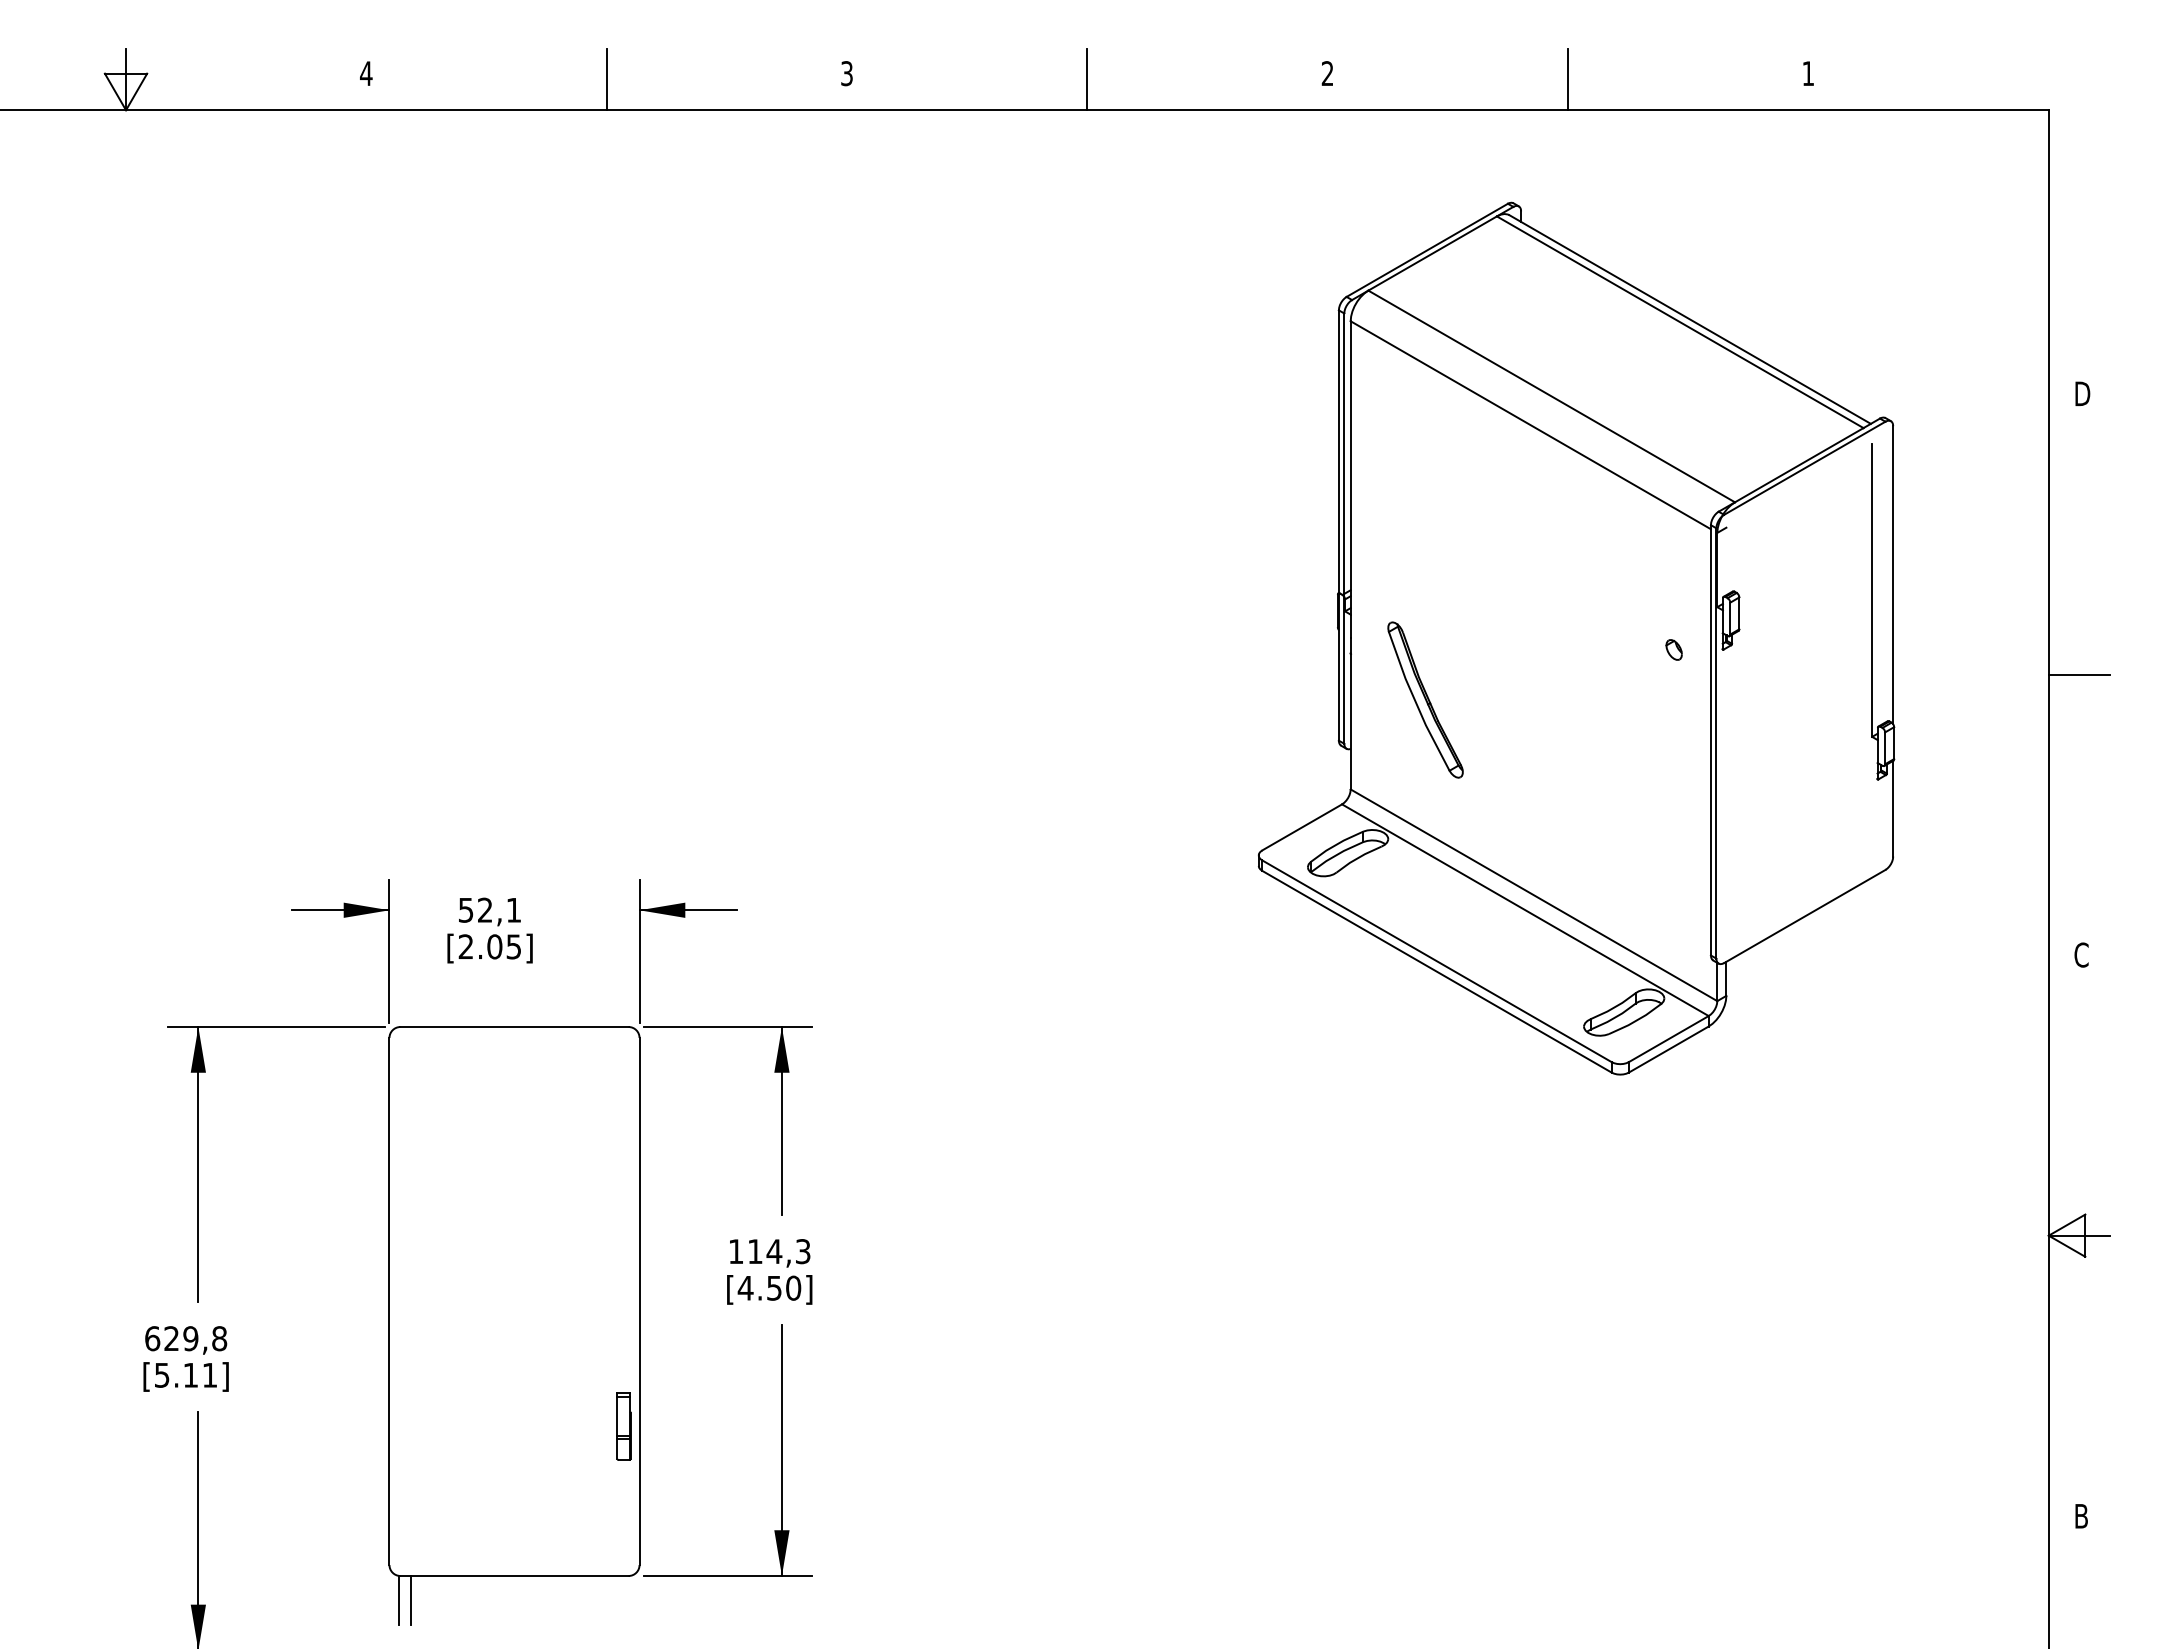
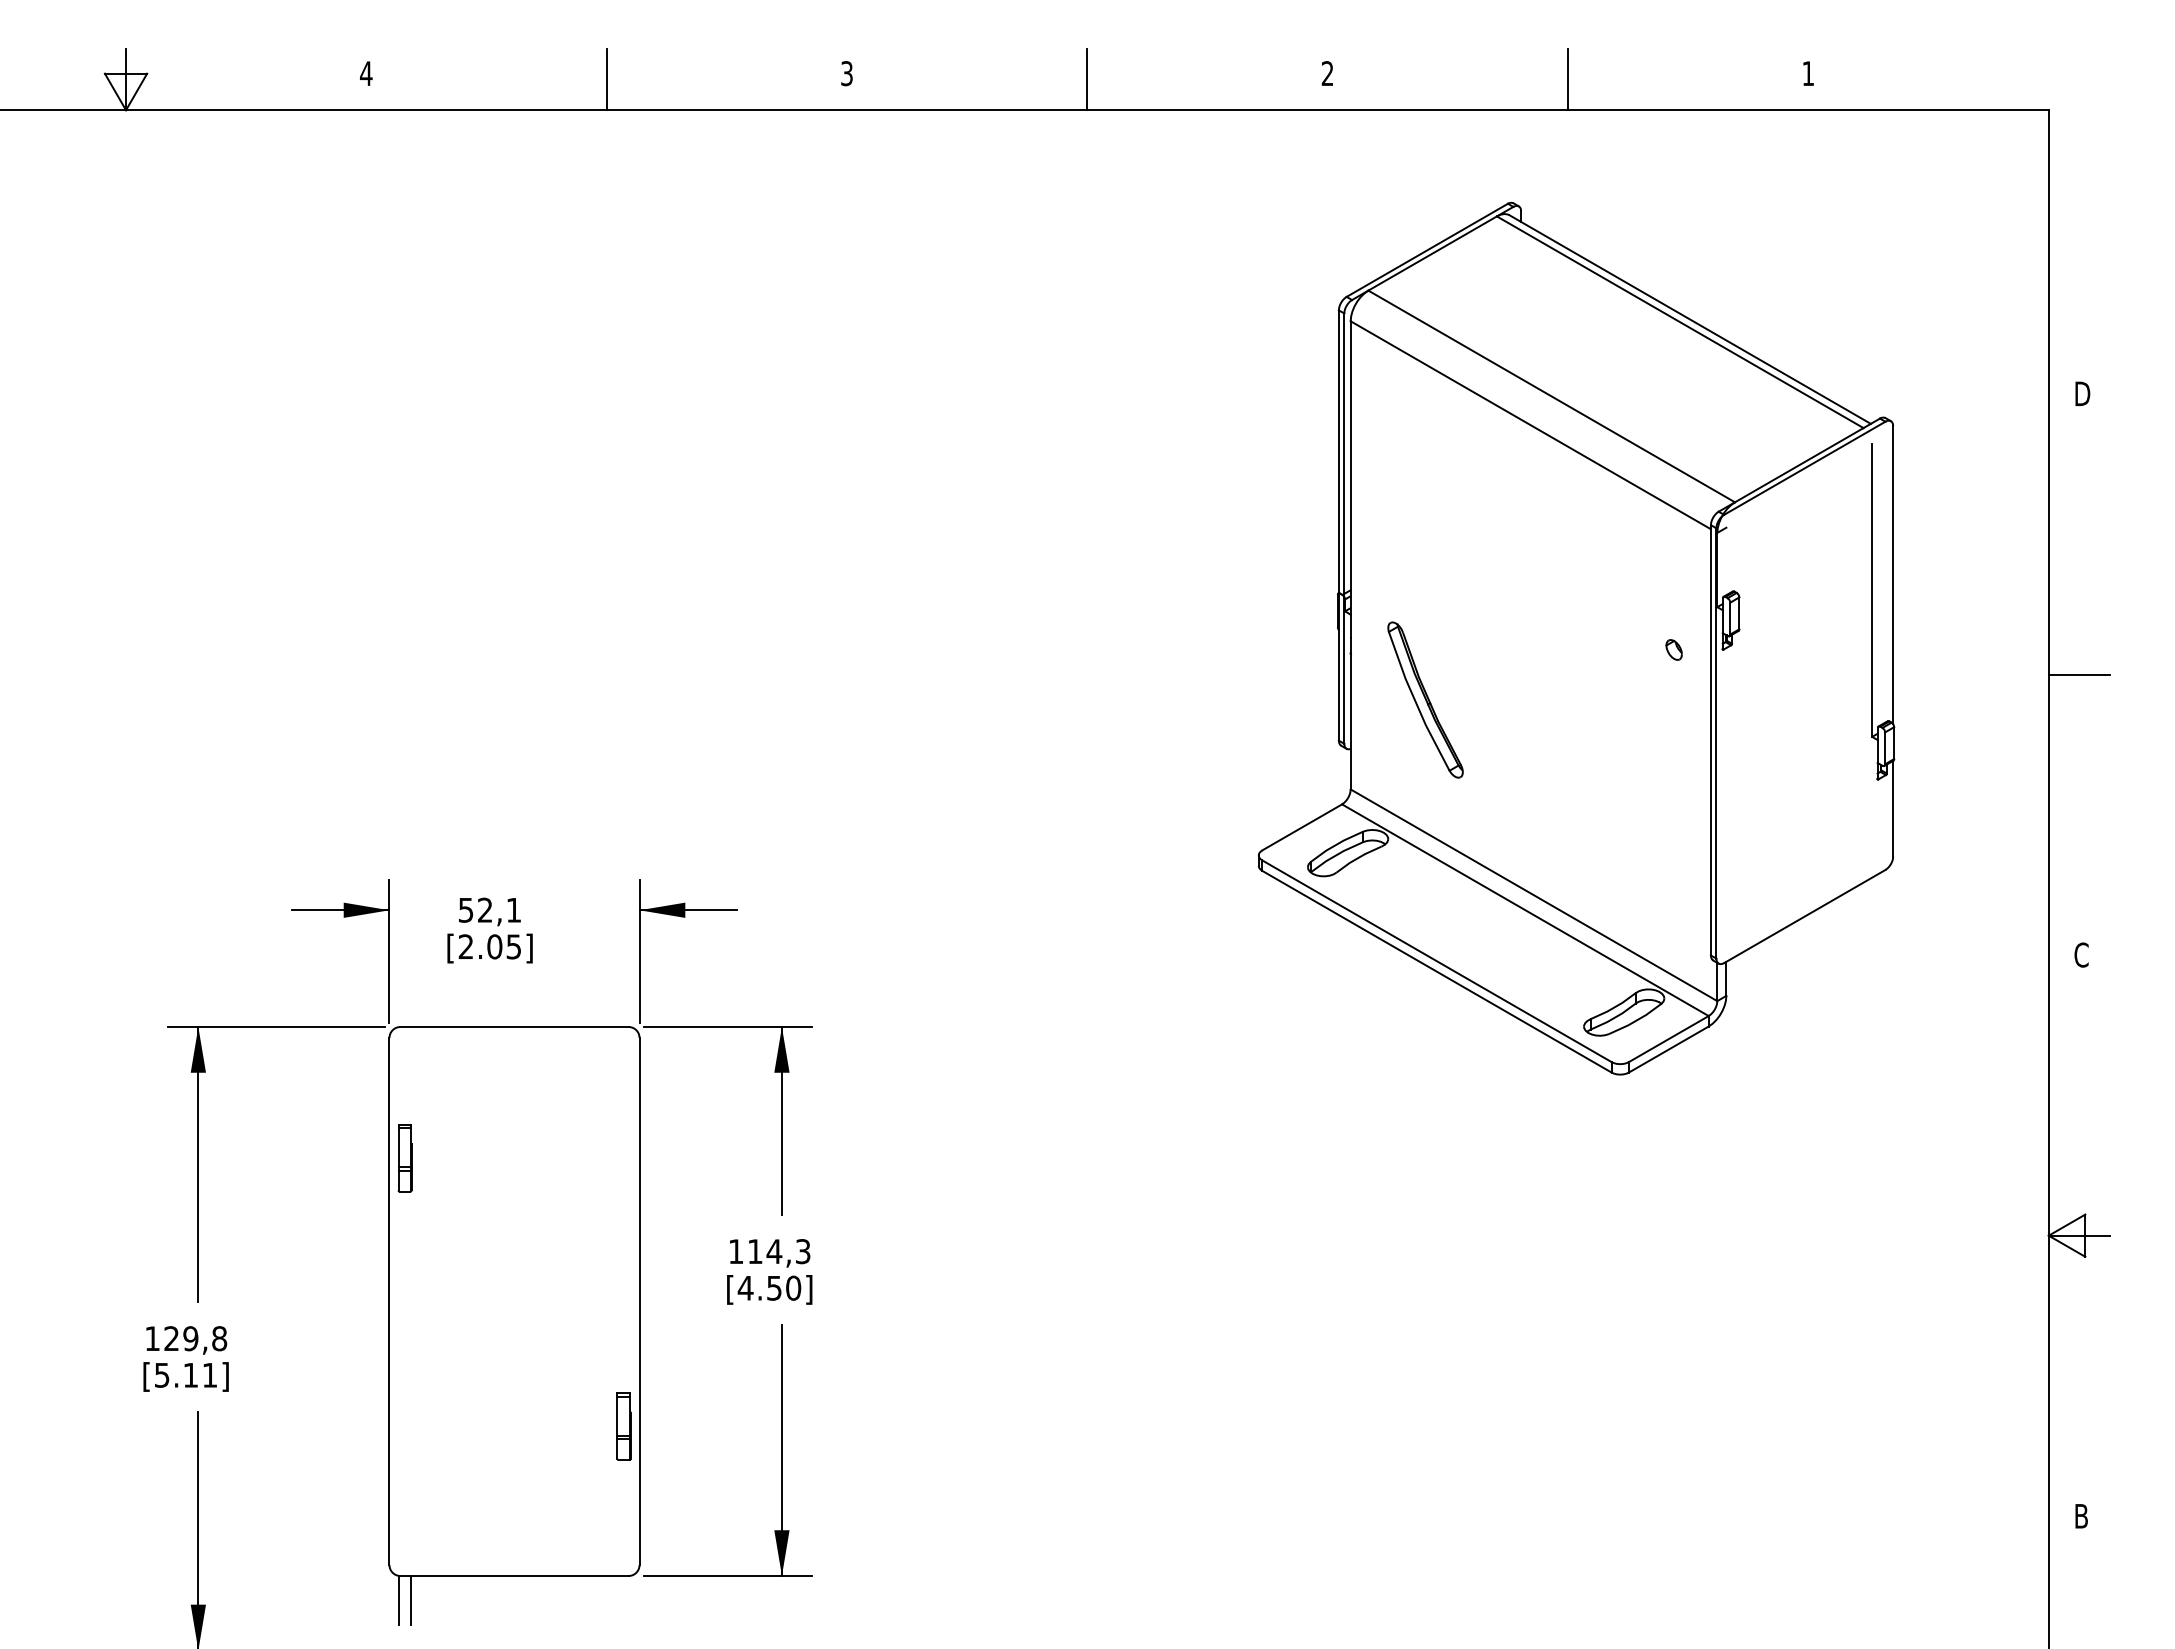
part: none -> present (404, 1158)
text: 629,8 -> 129,8 (152, 1338)
